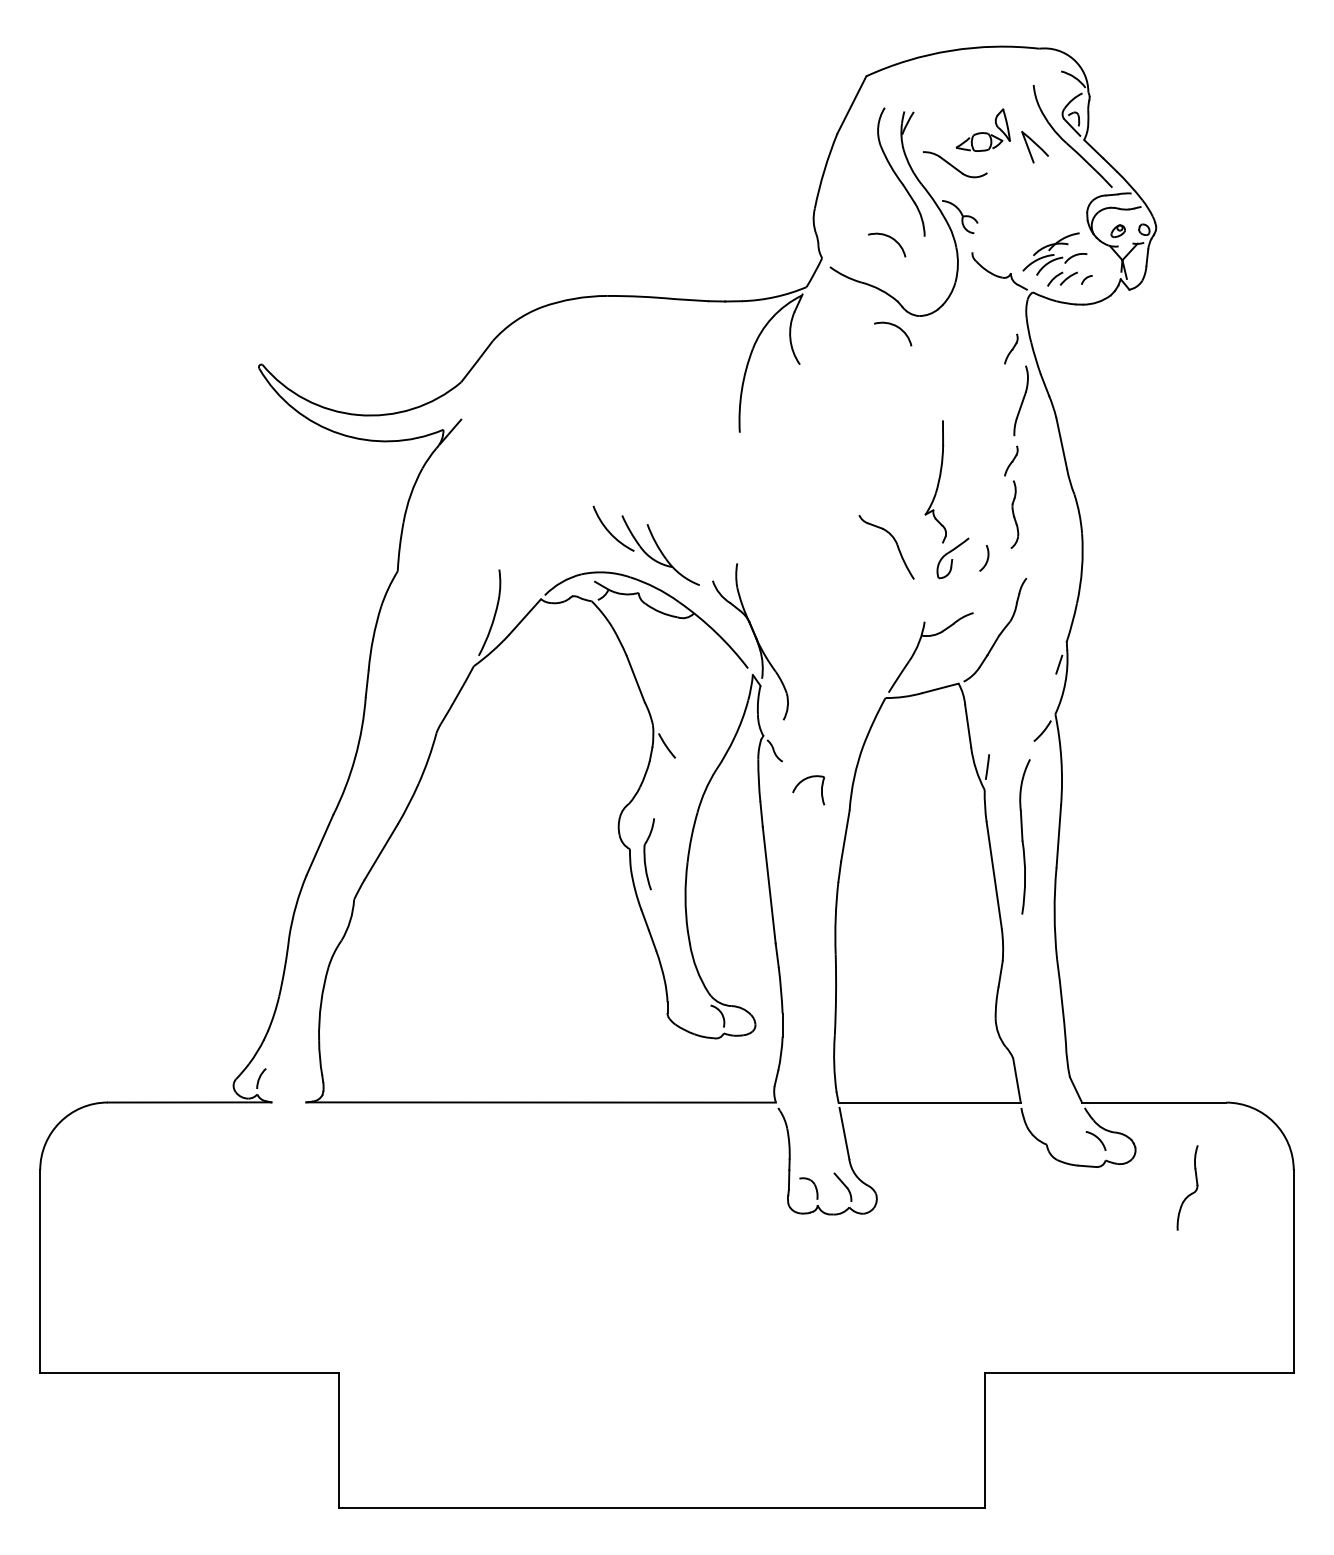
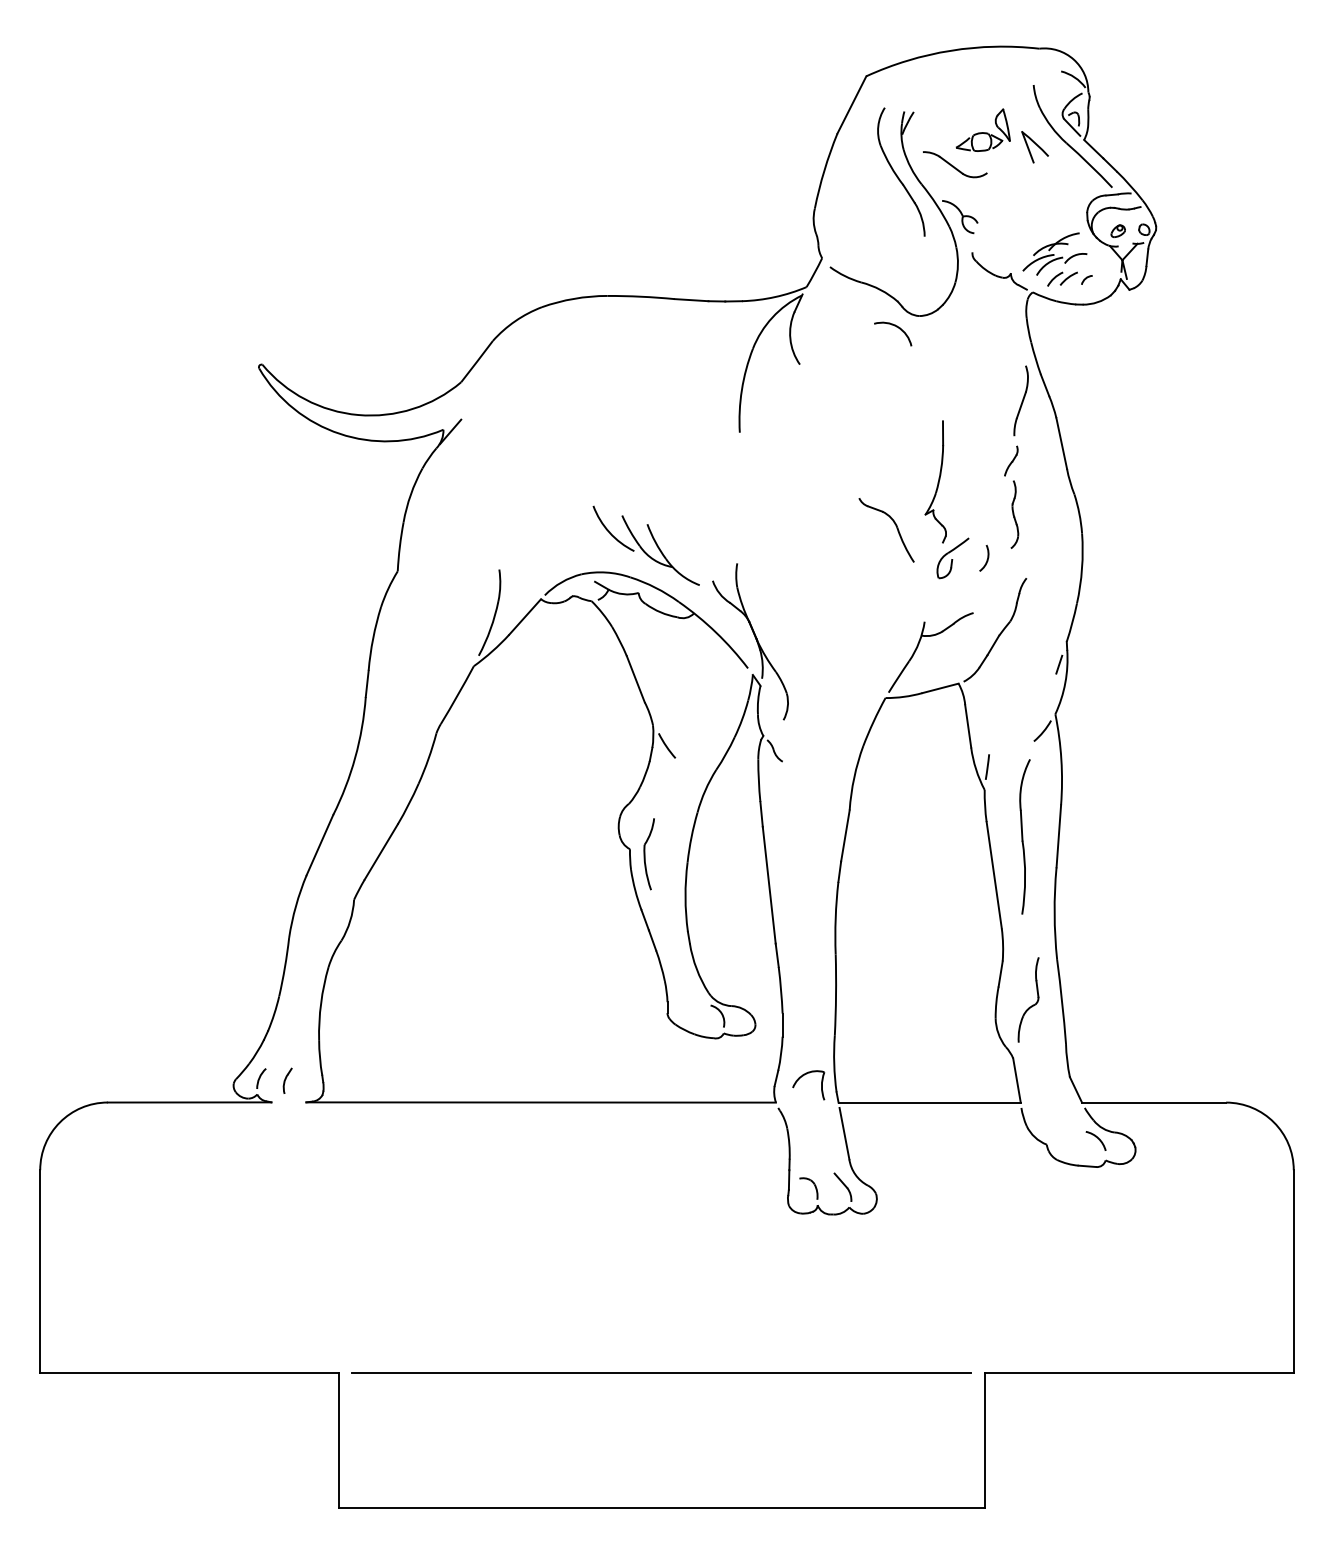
arc: present -> none (890, 238)
part: present -> none (1011, 348)
part position: (895, 543) -> (895, 526) (895, 526)
part position: (803, 781) -> (803, 1076) (803, 1076)
part: none -> present (287, 1080)
part position: (1191, 1192) -> (1032, 1004) (1032, 1004)
line: none -> present (661, 1373)
